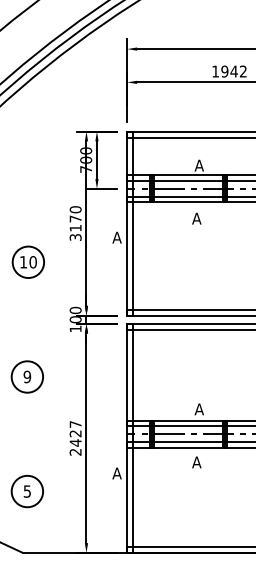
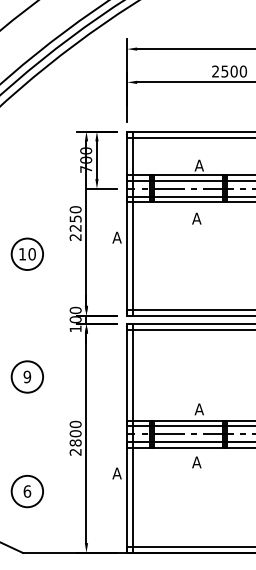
text: 1942 -> 2500 (229, 71)
text: 3170 -> 2250 (75, 227)
part position: (27, 261) -> (26, 253) (26, 253)
text: 2427 -> 2800 (75, 433)
text: 5 -> 6 (27, 491)
